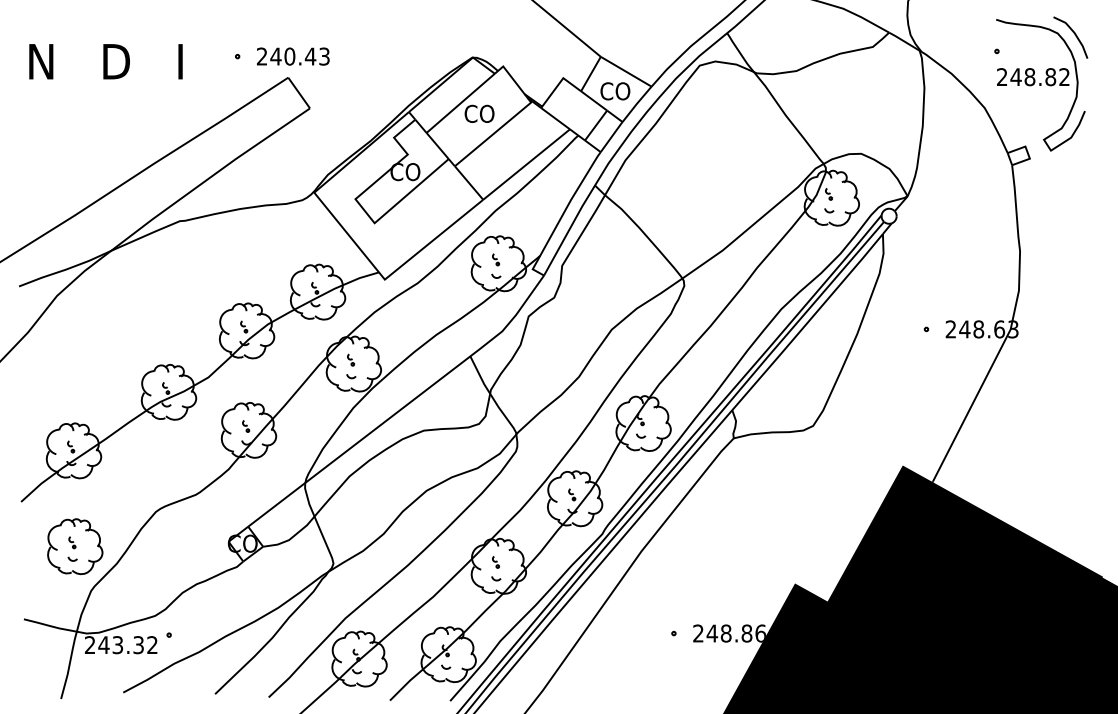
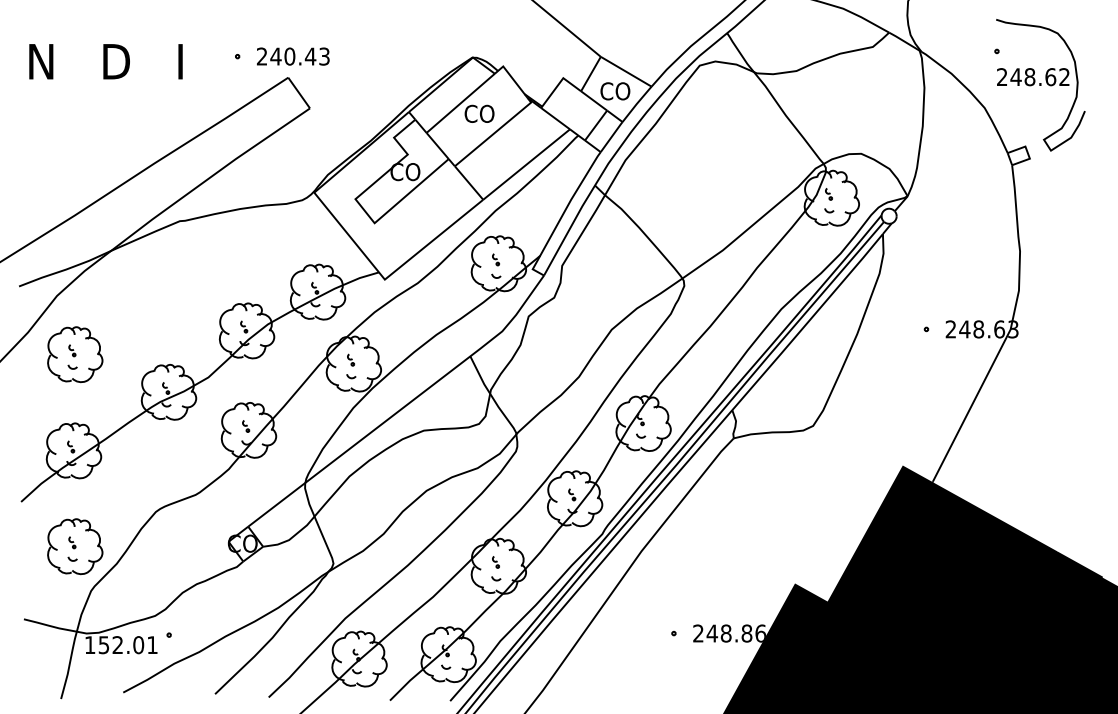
line: present -> none (1073, 33)
text: 248.82 -> 248.62 (1050, 77)
part: none -> present (75, 354)
text: 243.32 -> 152.01 (121, 645)
